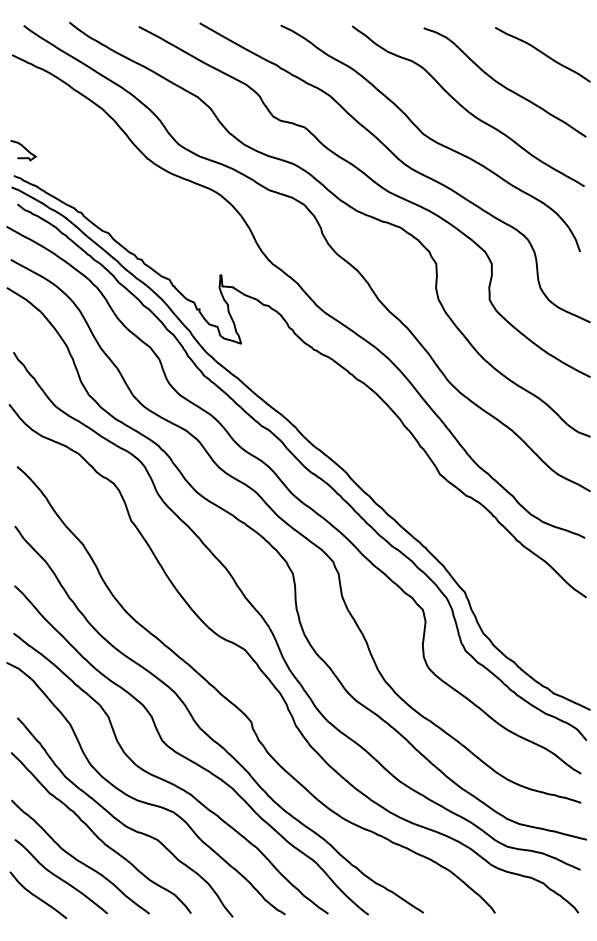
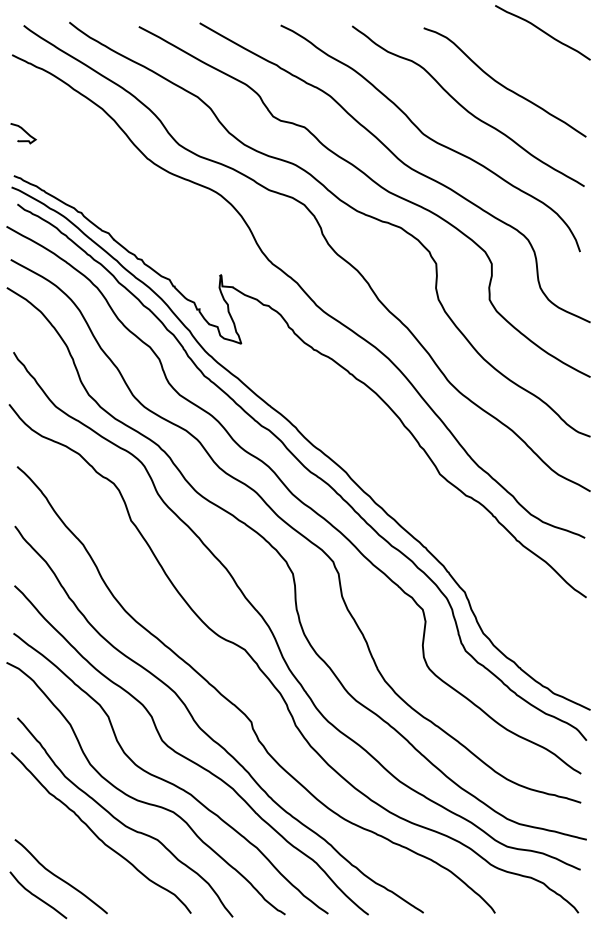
curve position: (542, 54) -> (542, 32) (542, 32)
curve position: (23, 148) -> (23, 131) (23, 131)
curve: present -> none (78, 859)
